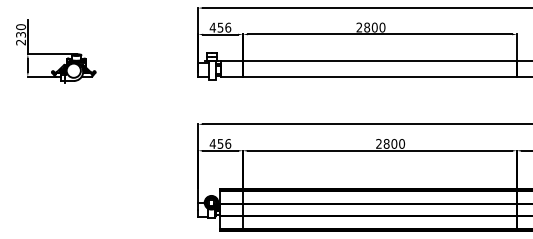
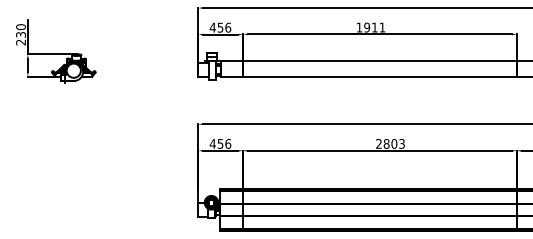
text: 2800 -> 1911 (370, 27)
text: 2800 -> 2803 (402, 143)
